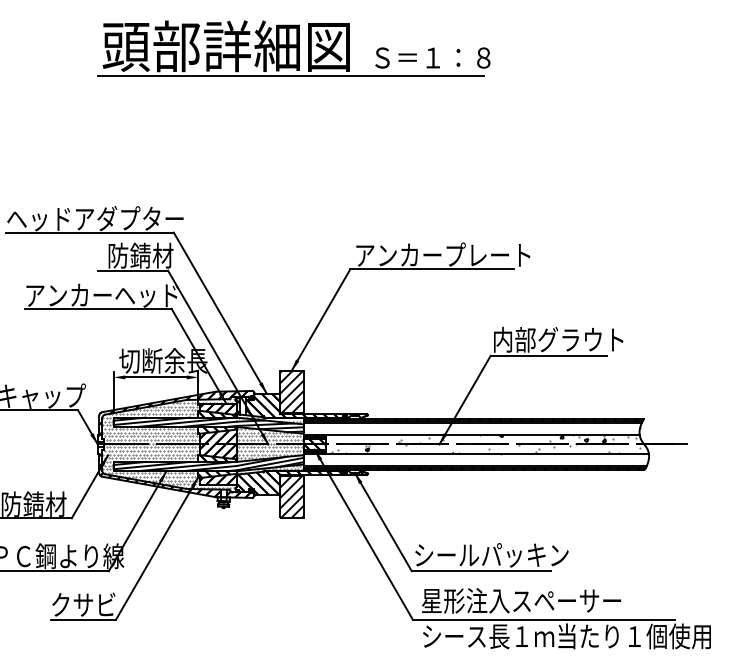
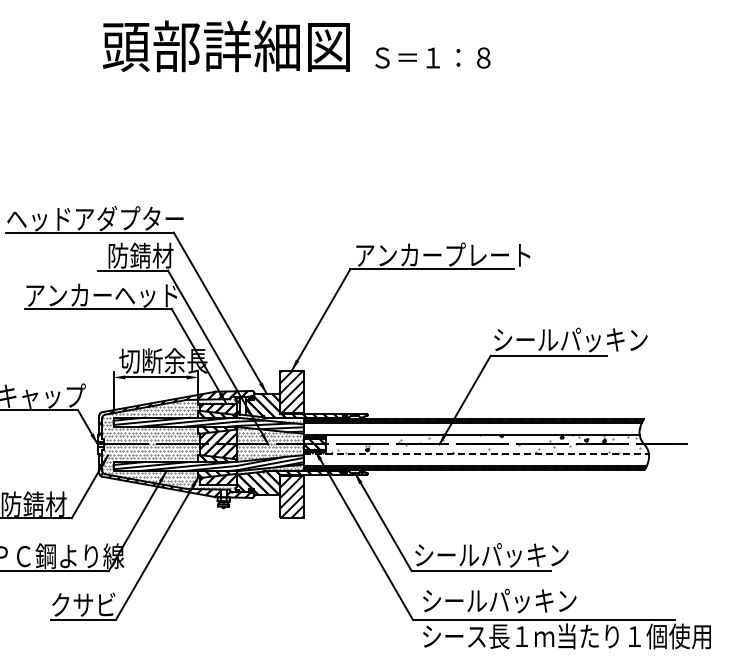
line: present -> none (290, 75)
text: 内部グラウト -> シールパッキン (570, 339)
line: solid -> dashed (476, 453)
text: 星形注入スペーサー -> シールパッキン (521, 600)
